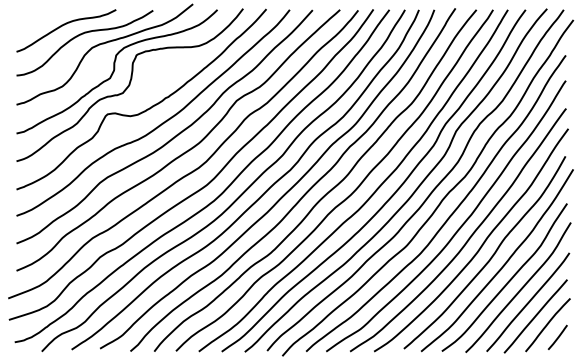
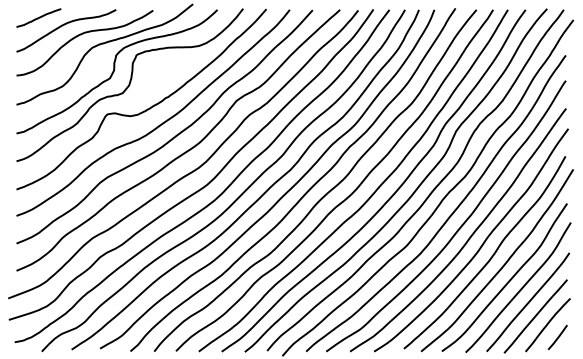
line: none -> present (38, 17)
